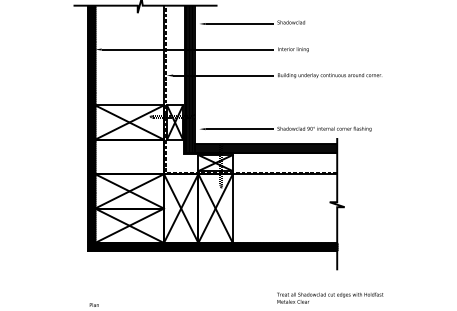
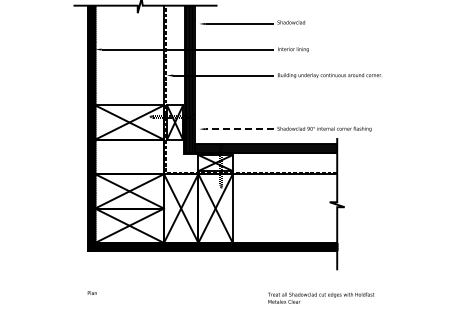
line: solid -> dashed (239, 129)
text position: (330, 297) -> (321, 297) (321, 297)
text position: (93, 304) -> (91, 292) (91, 292)
